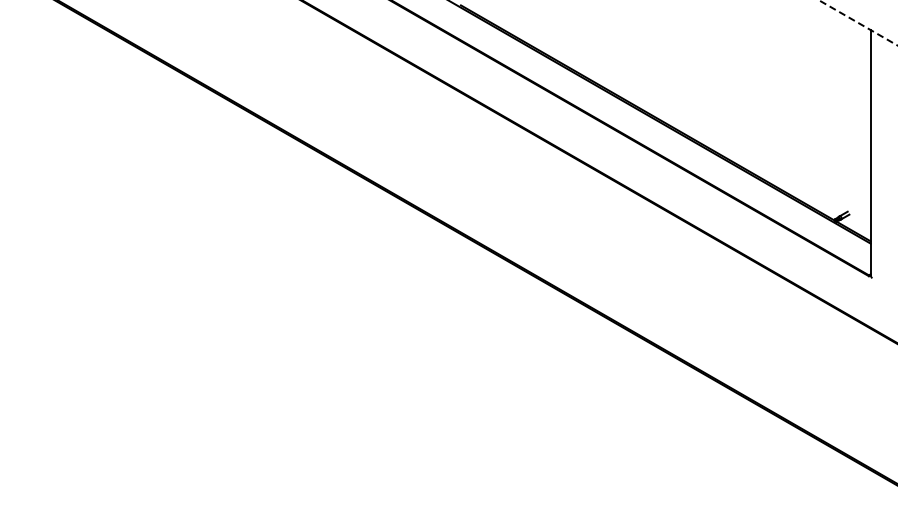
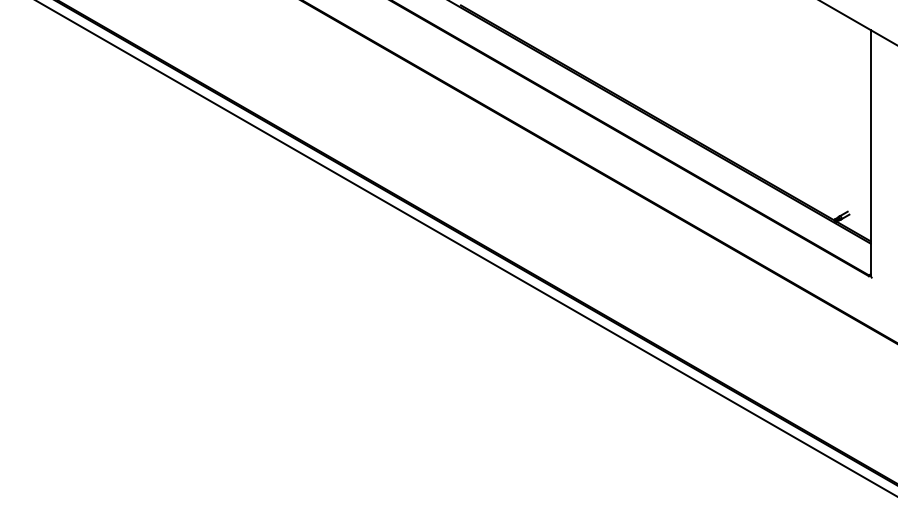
line: dashed -> solid (858, 23)
line: none -> present (466, 248)
